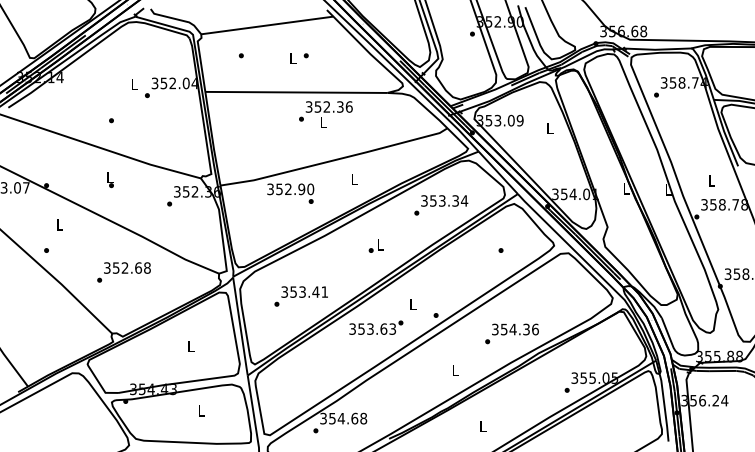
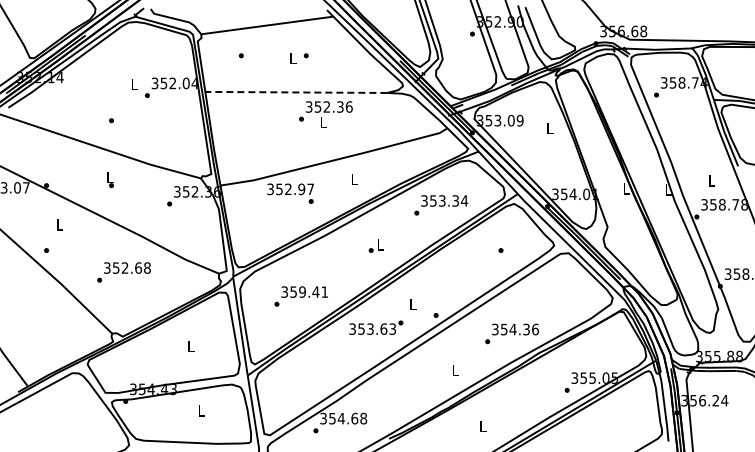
line: solid -> dashed (296, 92)
text: 352.90 -> 352.97 (310, 189)
text: 353.41 -> 359.41 (302, 291)
